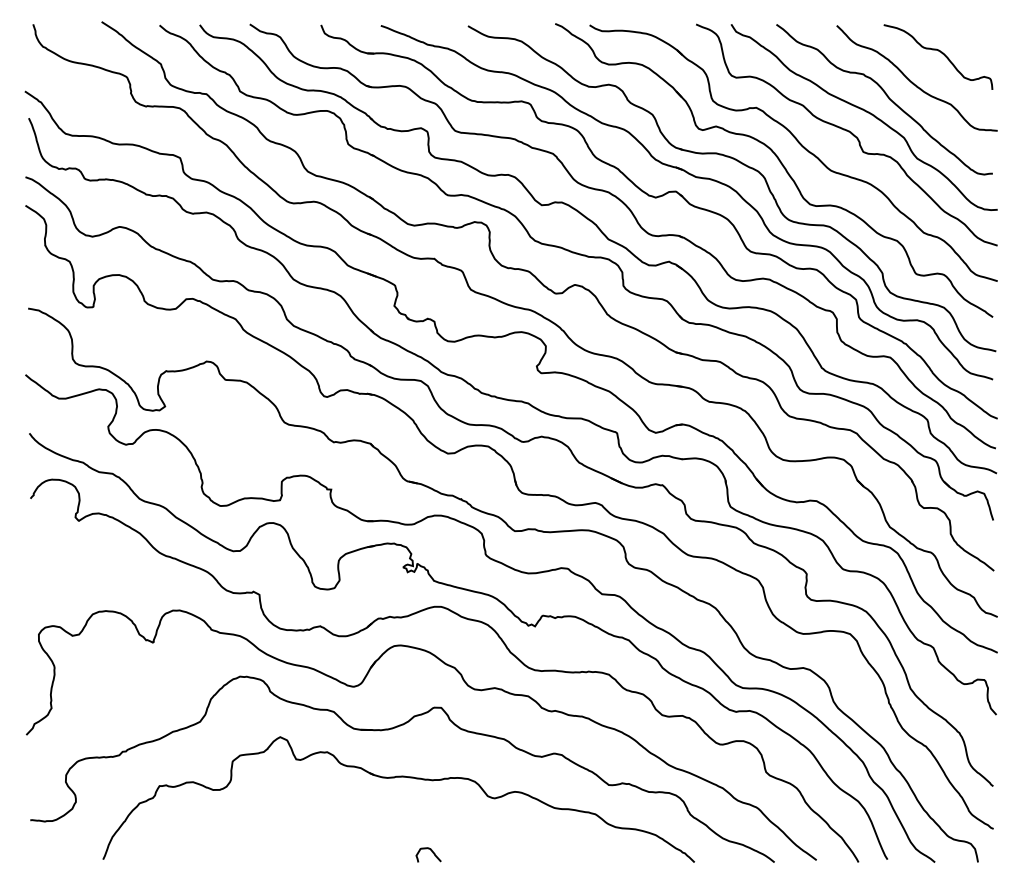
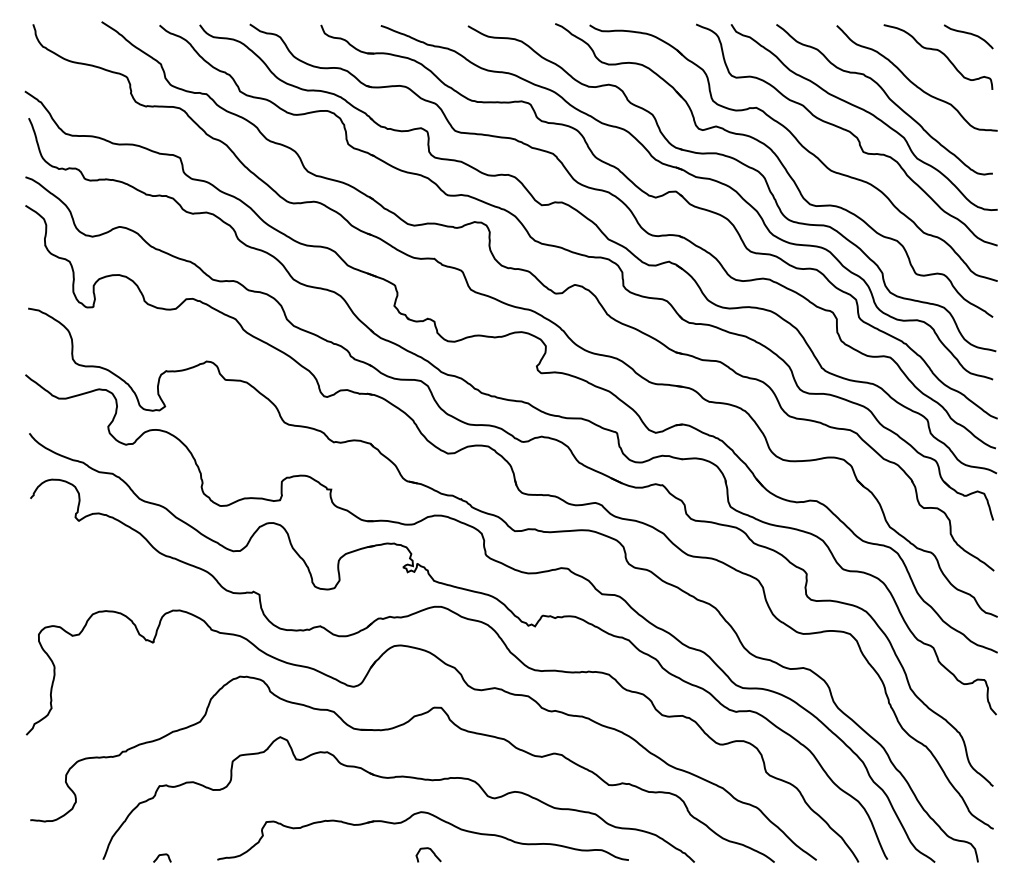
curve: none -> present (968, 34)
part: none -> present (410, 818)
curve: none -> present (162, 855)
